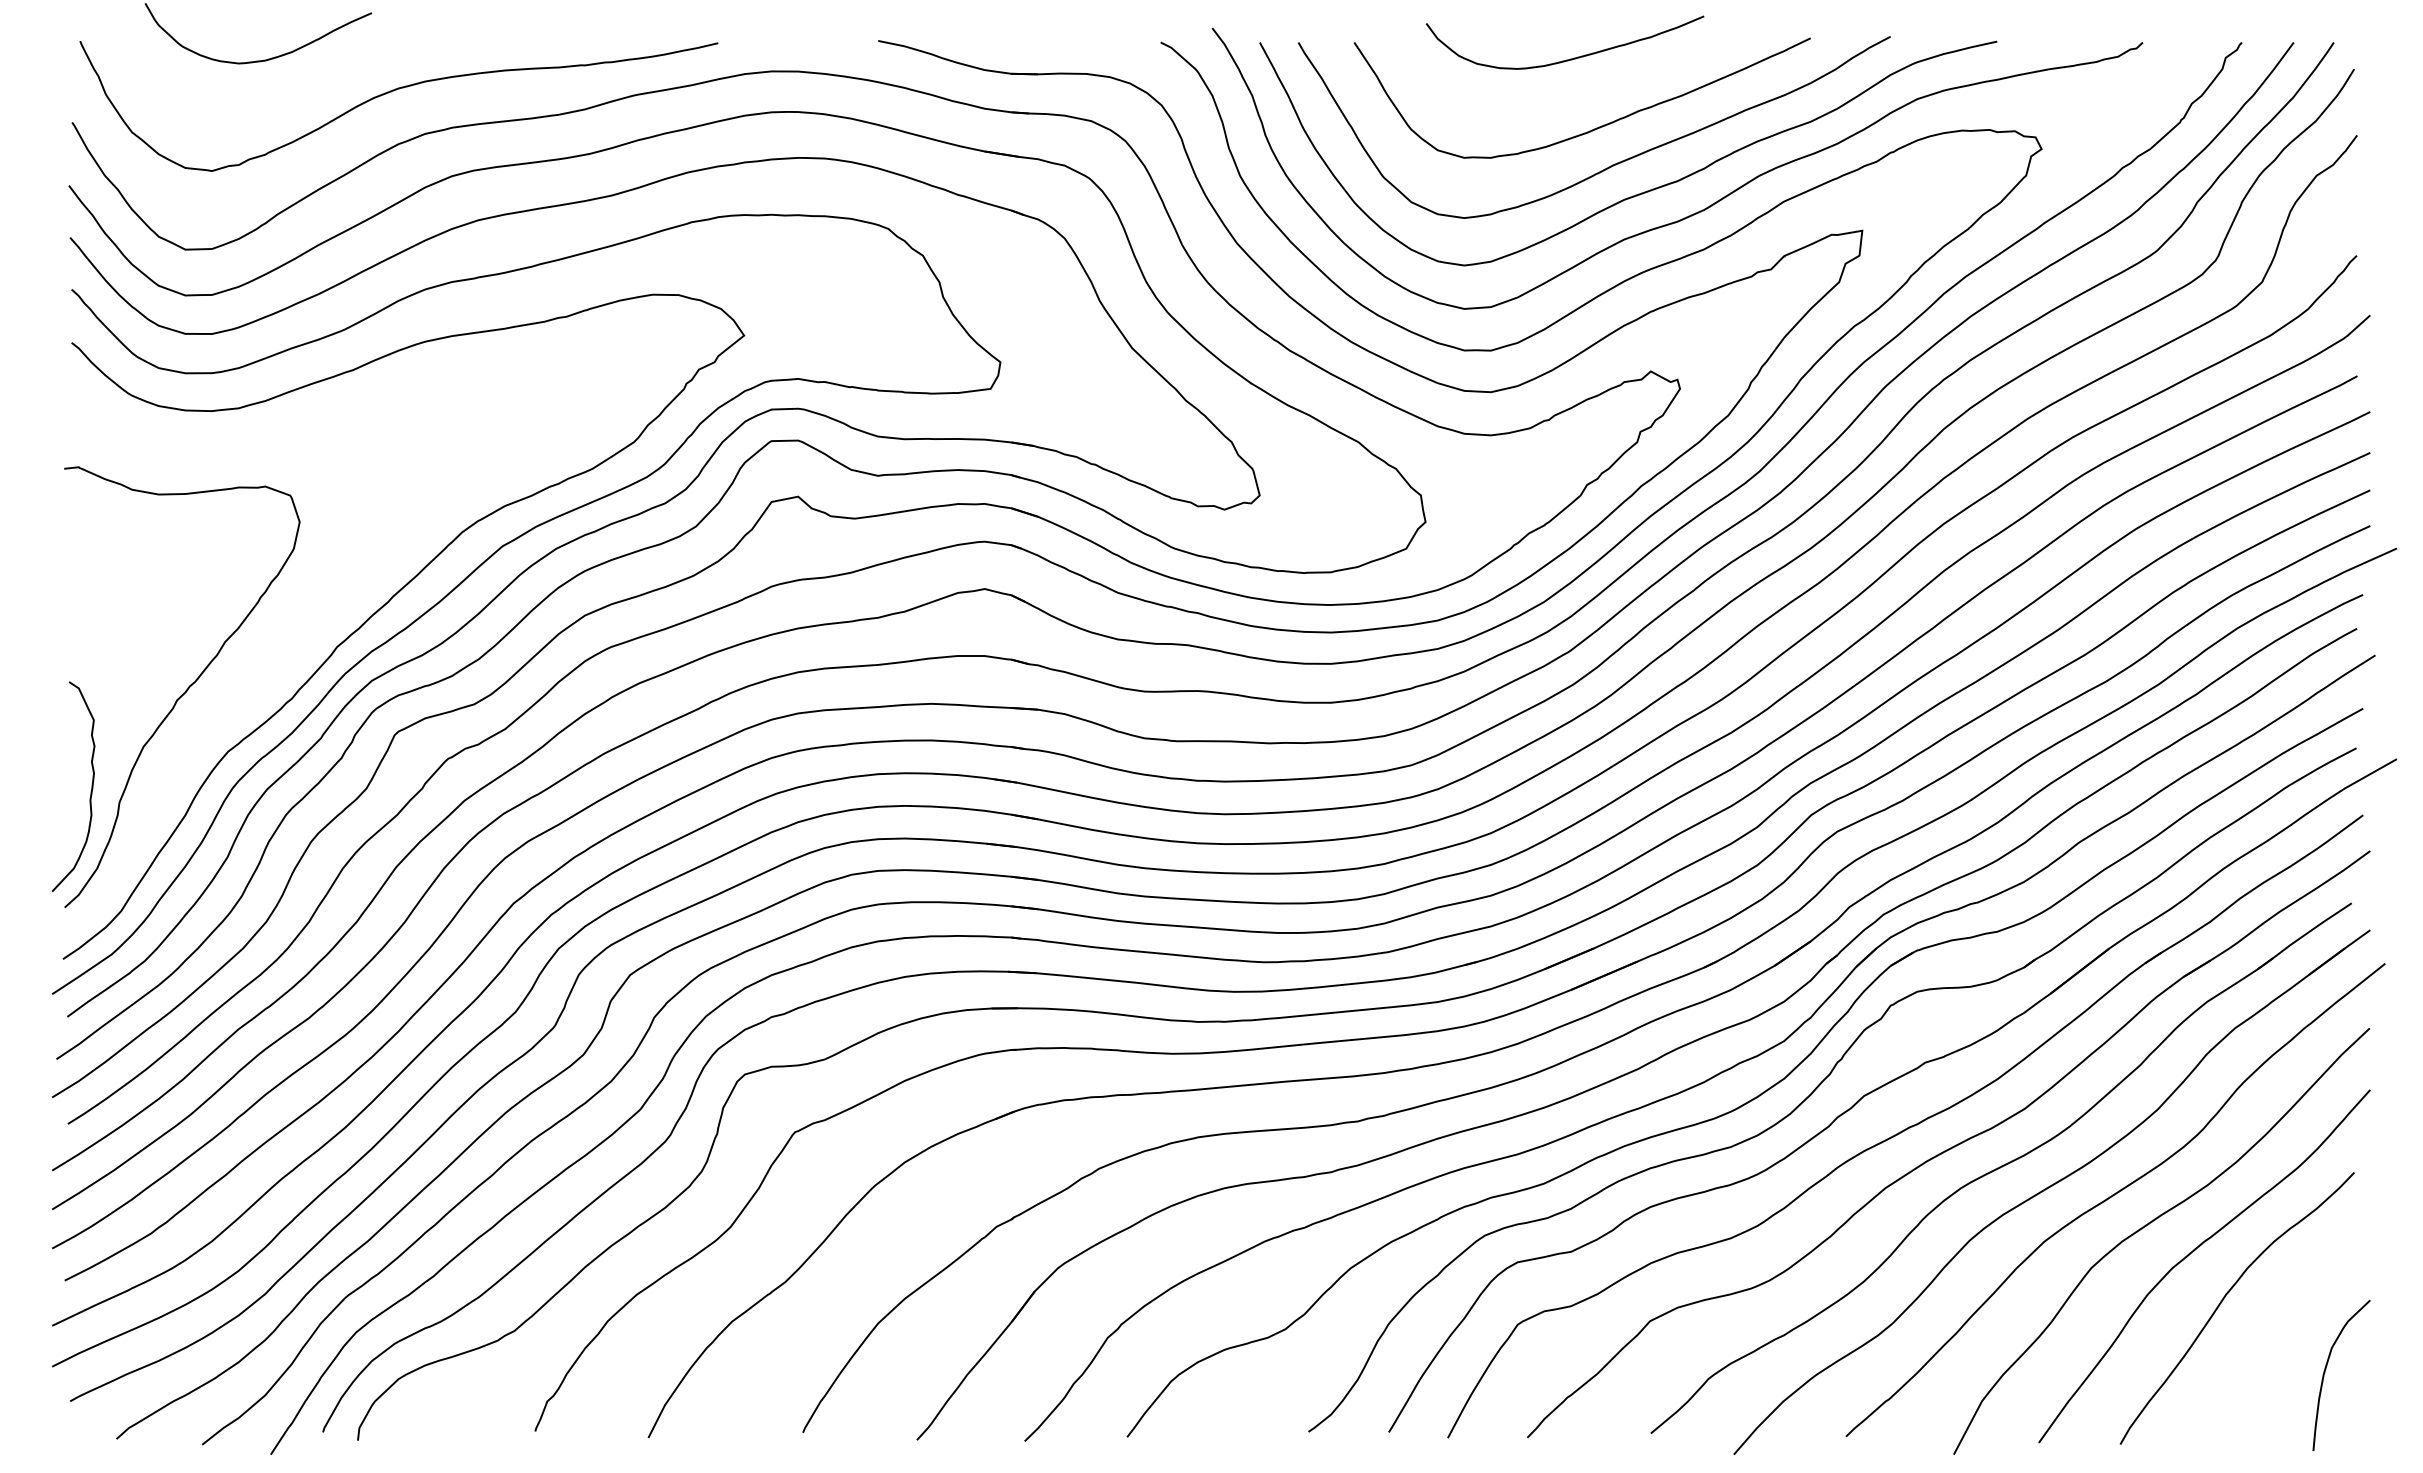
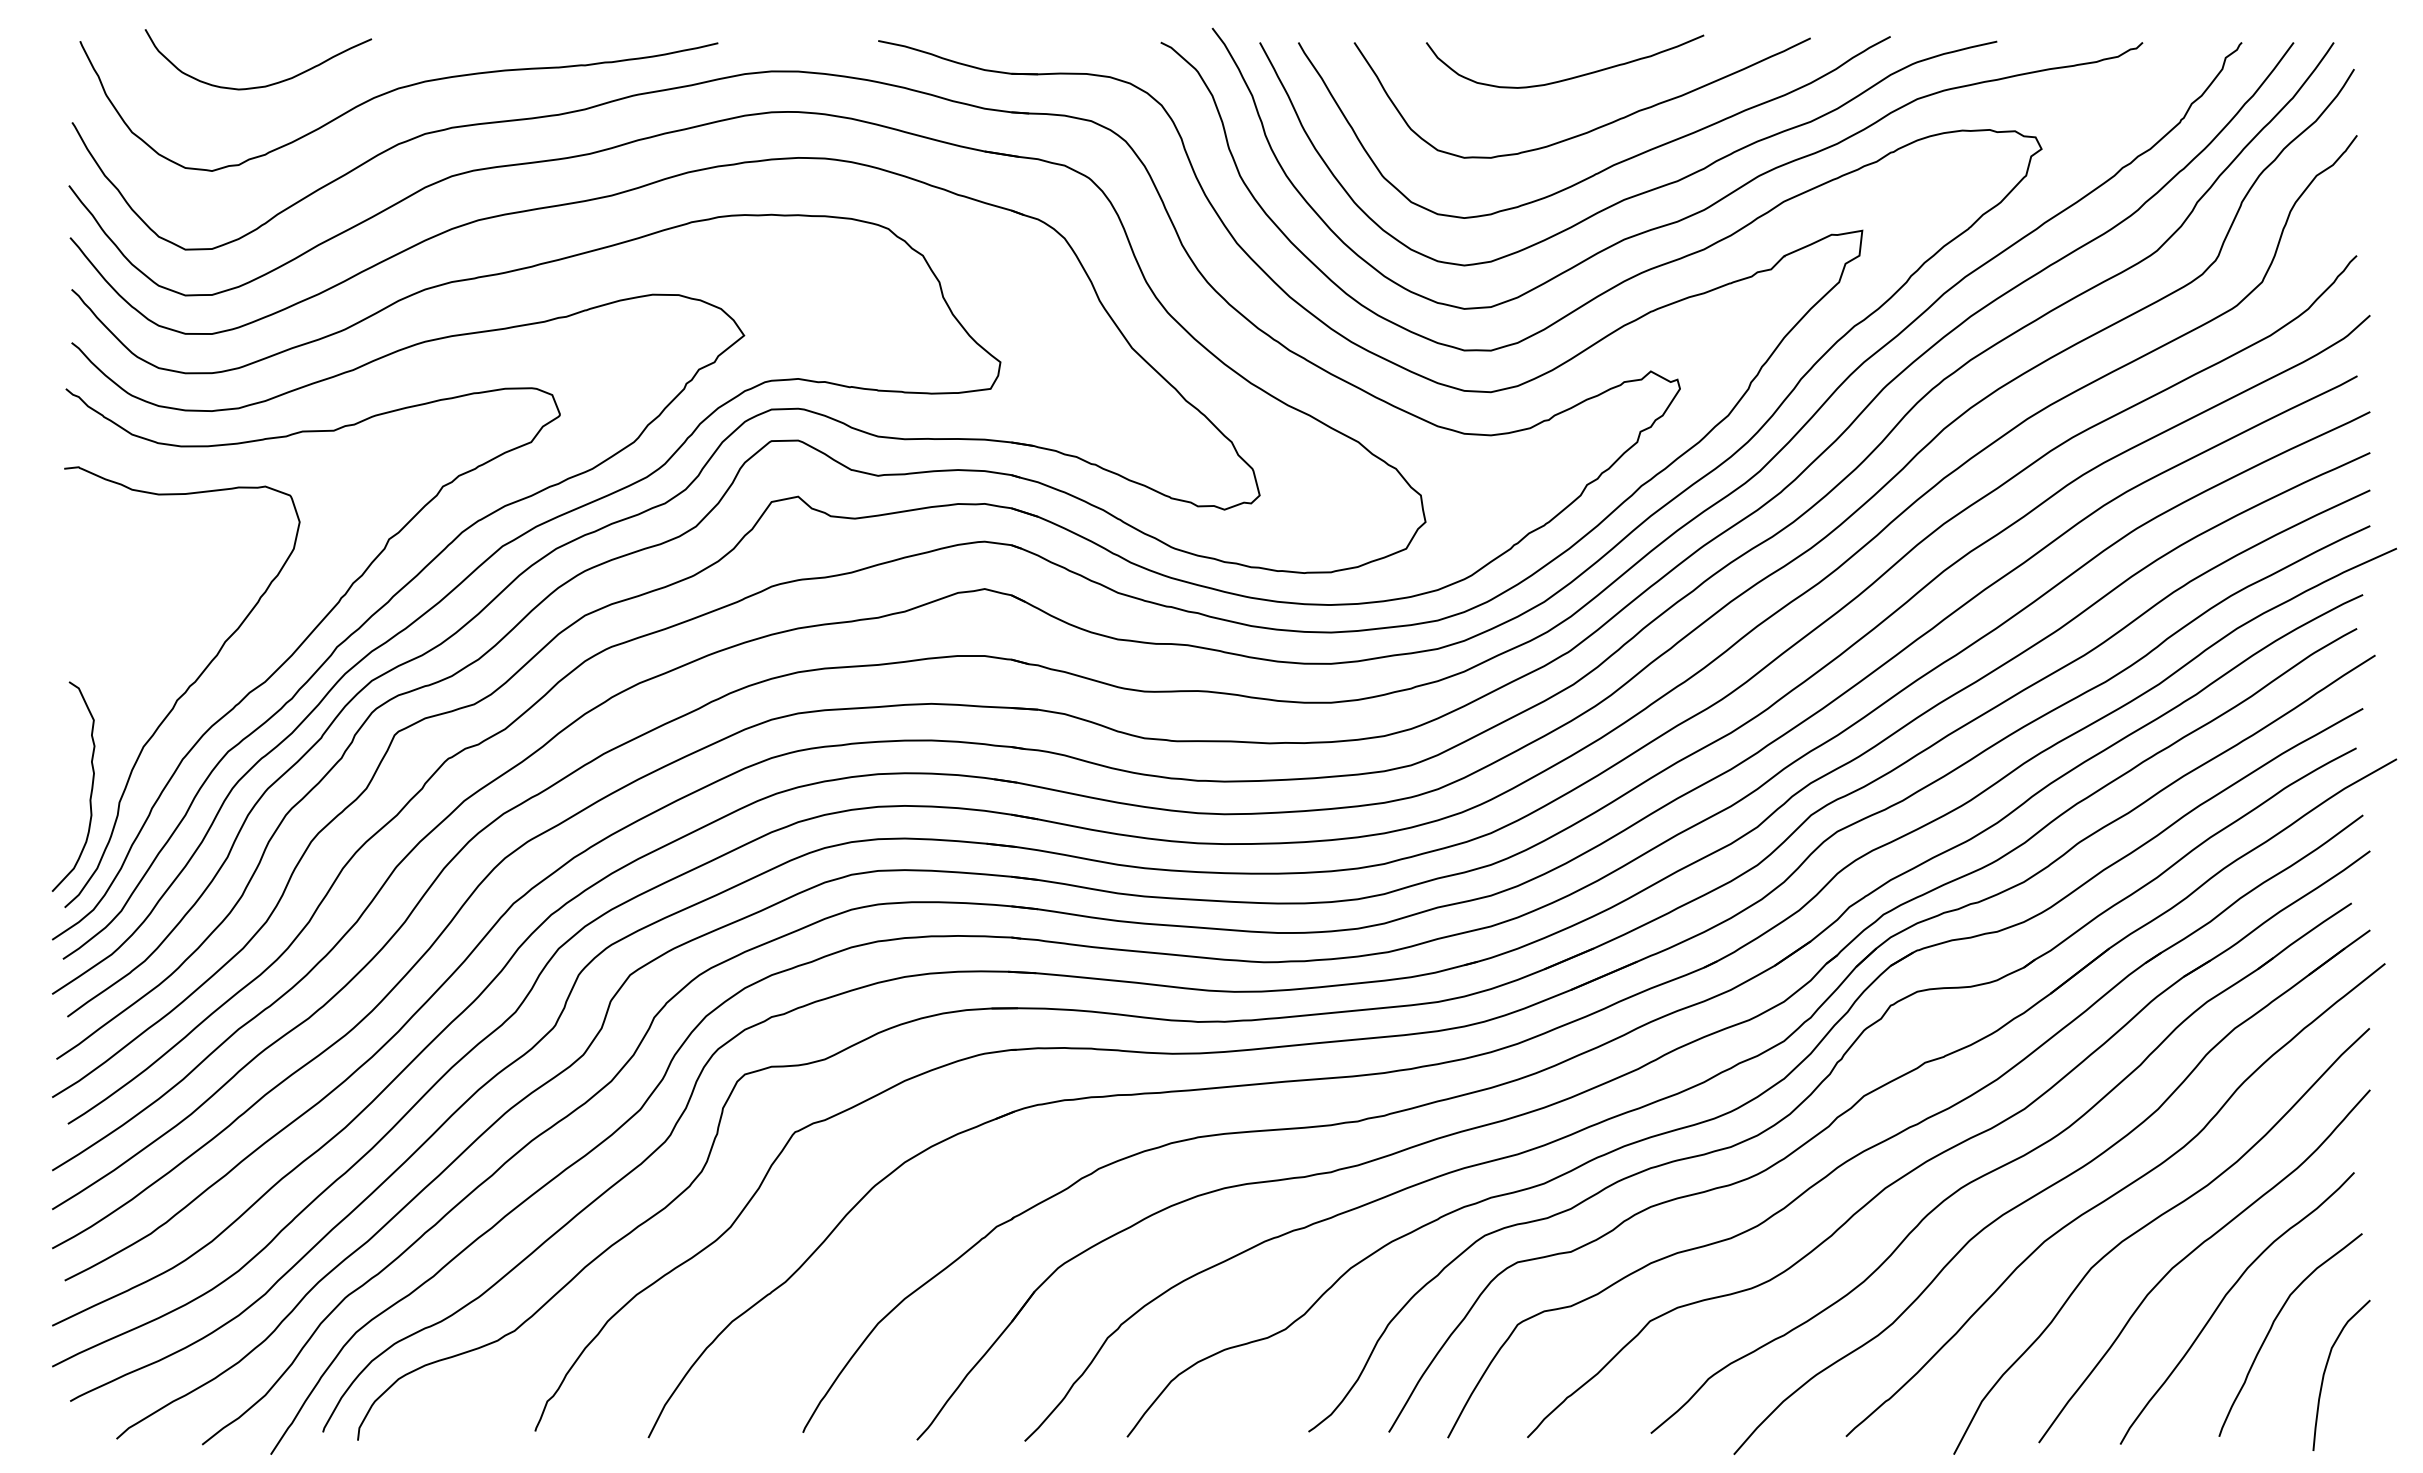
curve position: (1570, 58) -> (1570, 77) (1570, 77)
curve position: (263, 59) -> (263, 85) (263, 85)
curve: none -> present (295, 652)
curve: none -> present (2273, 1325)
